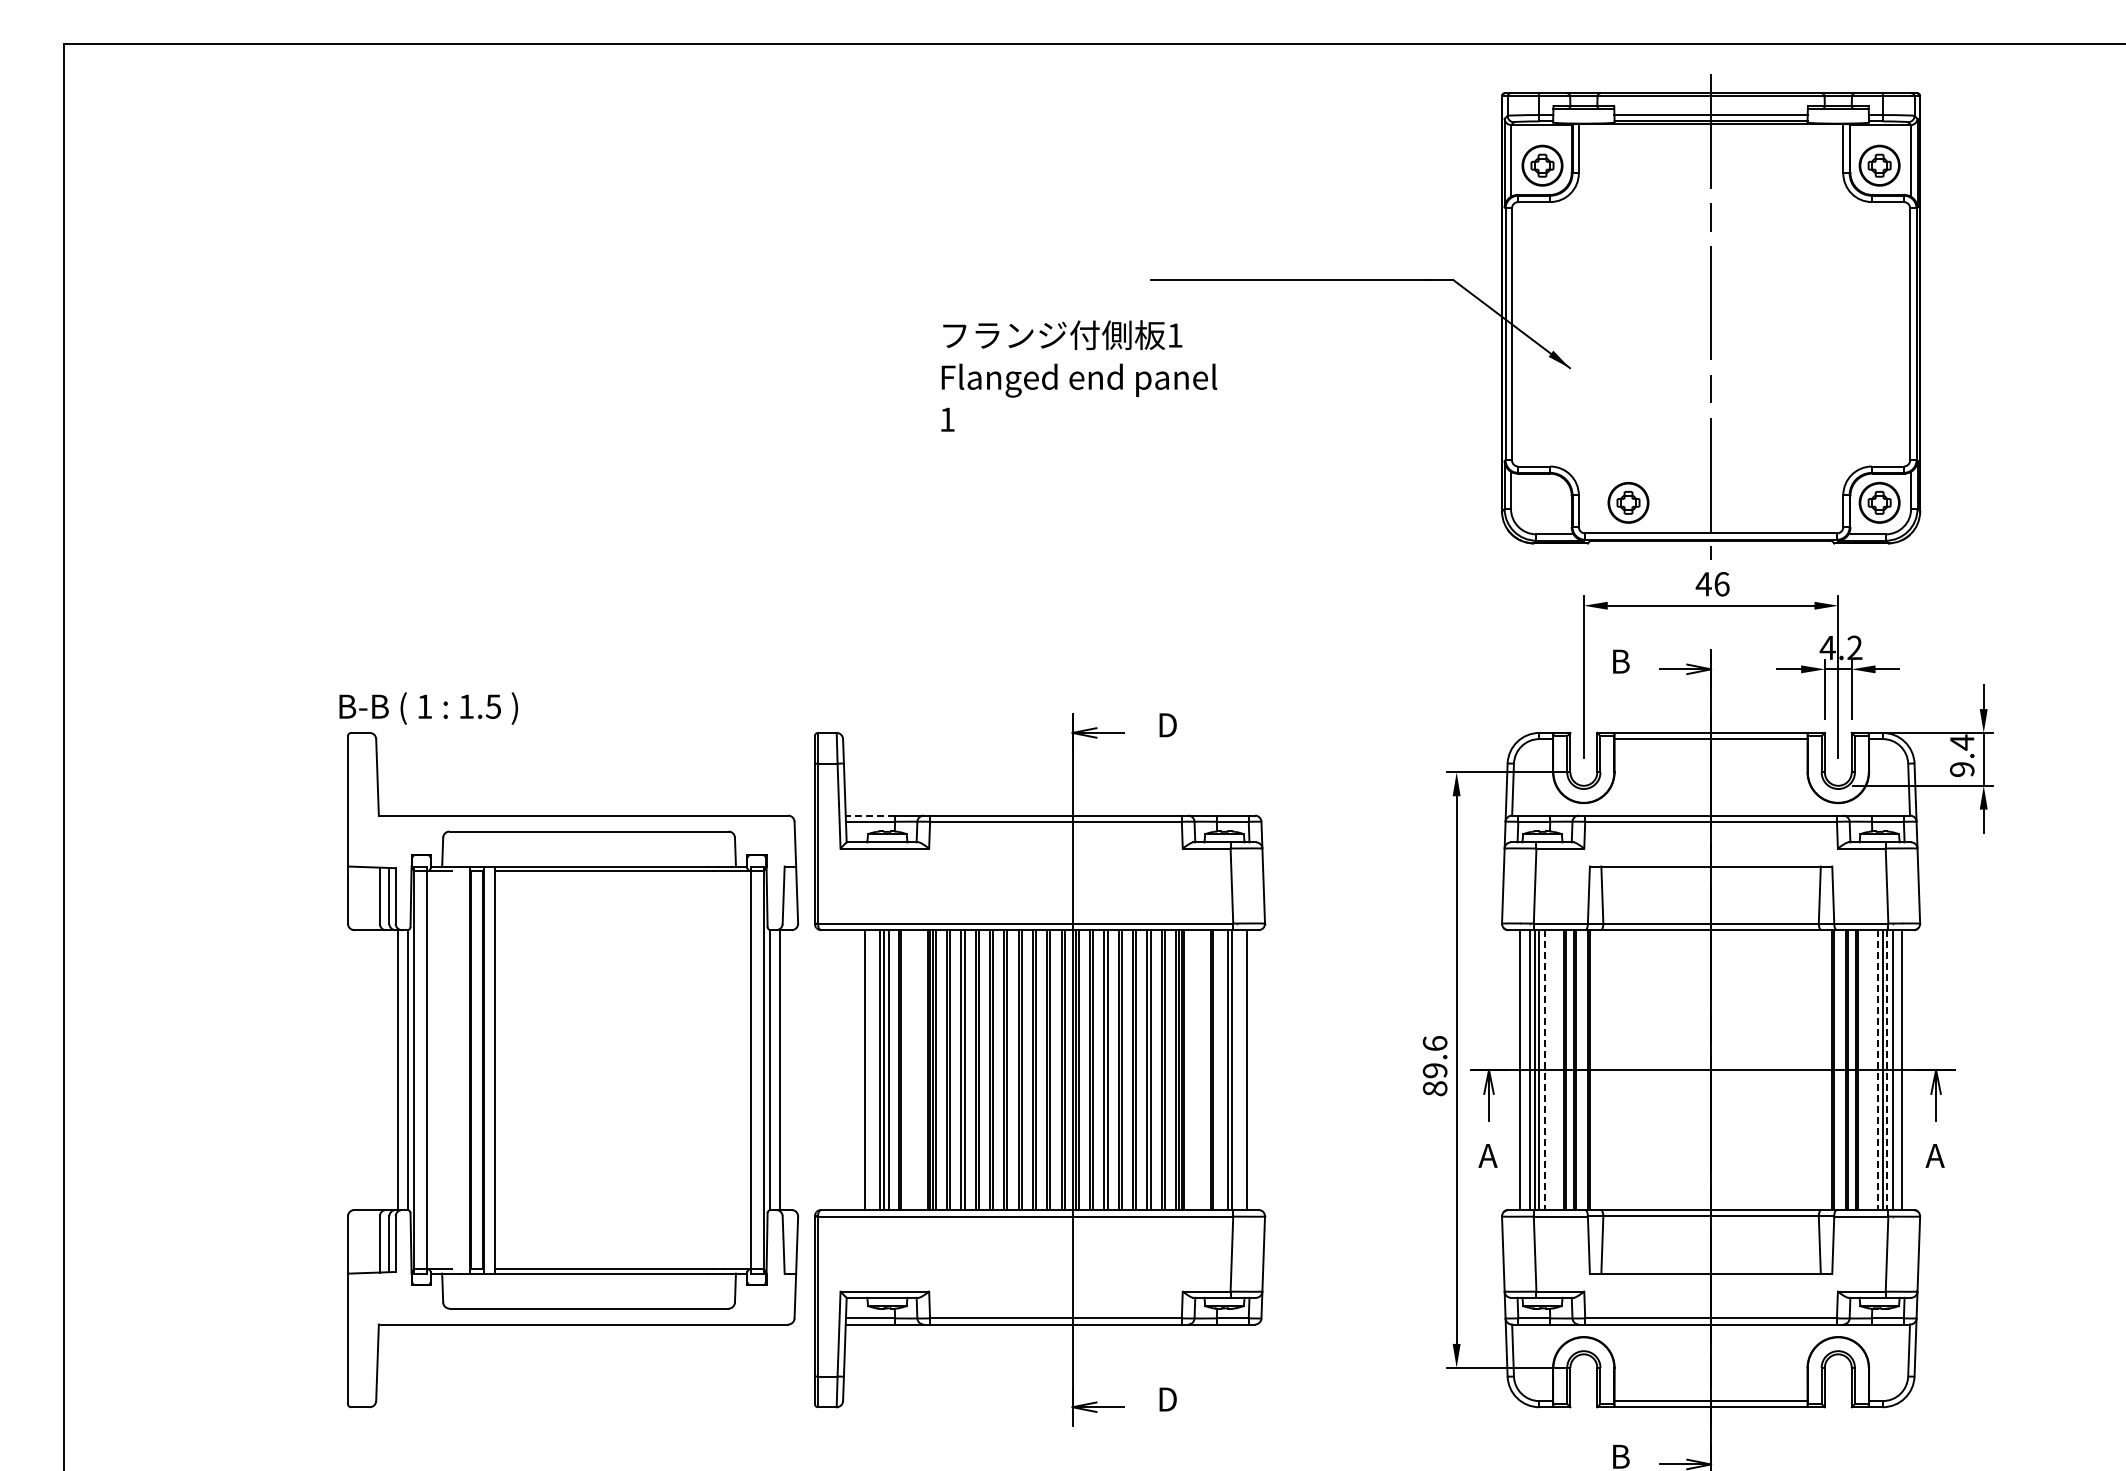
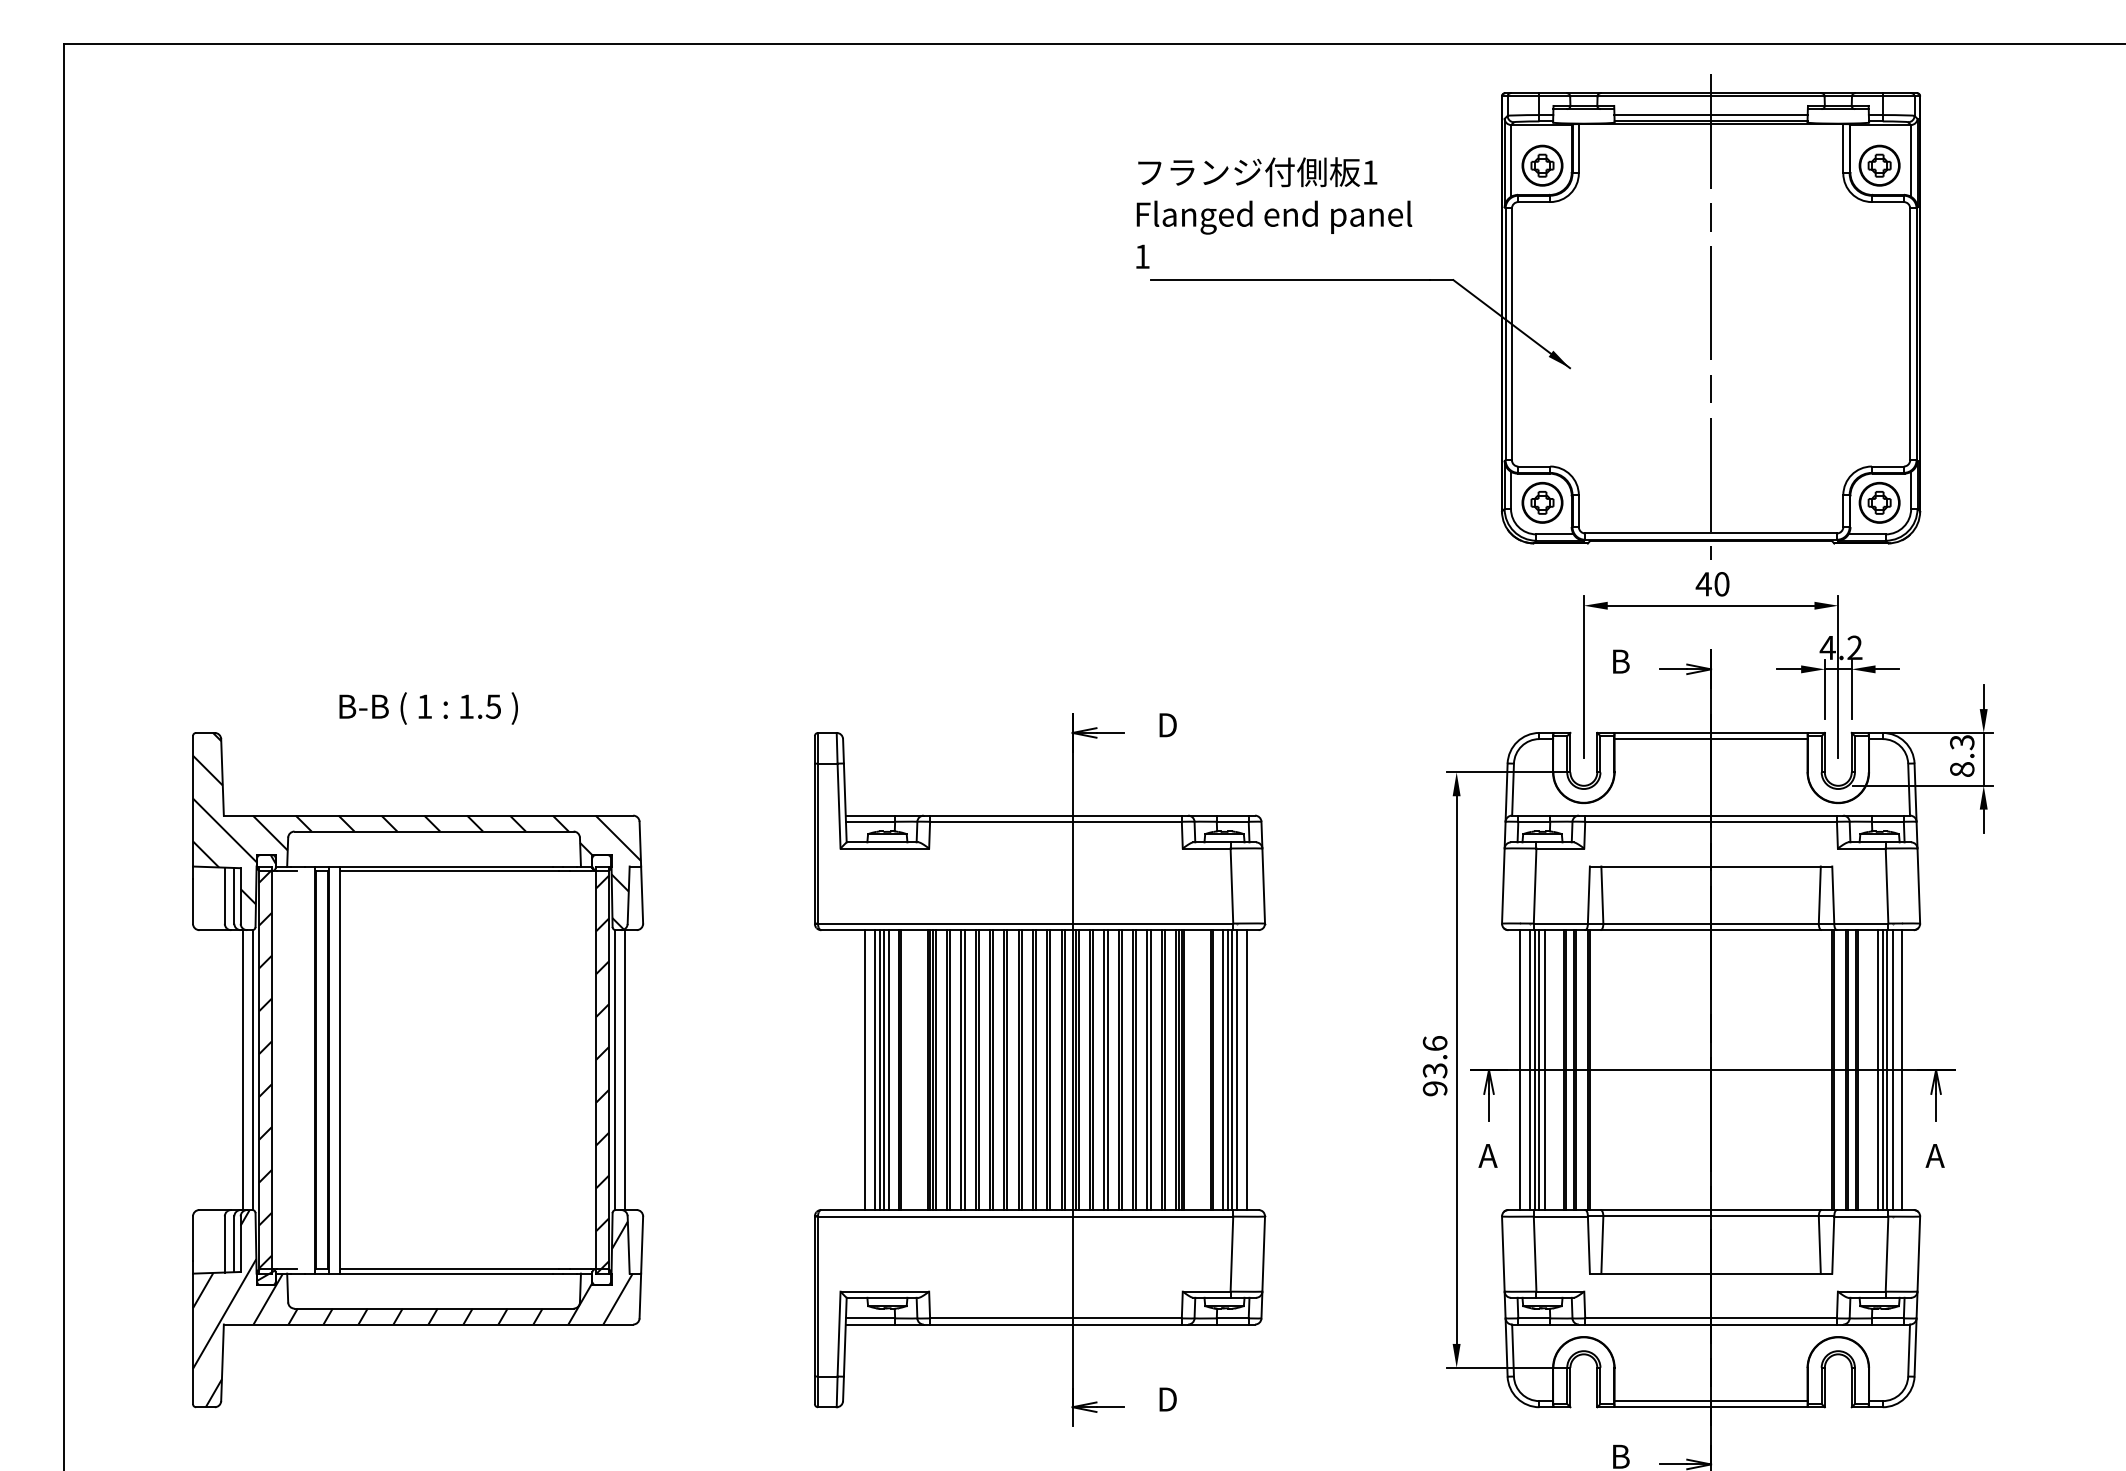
text position: (1079, 375) -> (1274, 212) (1274, 212)
part position: (1628, 502) -> (1542, 502) (1542, 502)
text: 46 -> 40 (1721, 584)
text: 9.4 -> 8.3 (1962, 755)
line: dashed -> solid (870, 815)
part position: (573, 1070) -> (418, 1070) (418, 1070)
line: none -> present (874, 1070)
line: none -> present (1222, 1070)
line: none -> present (1237, 1070)
line: dashed -> solid (1544, 1070)
line: dashed -> solid (1877, 1070)
line: dashed -> solid (1887, 1070)
text: 89.6 -> 93.6 (1434, 1079)
